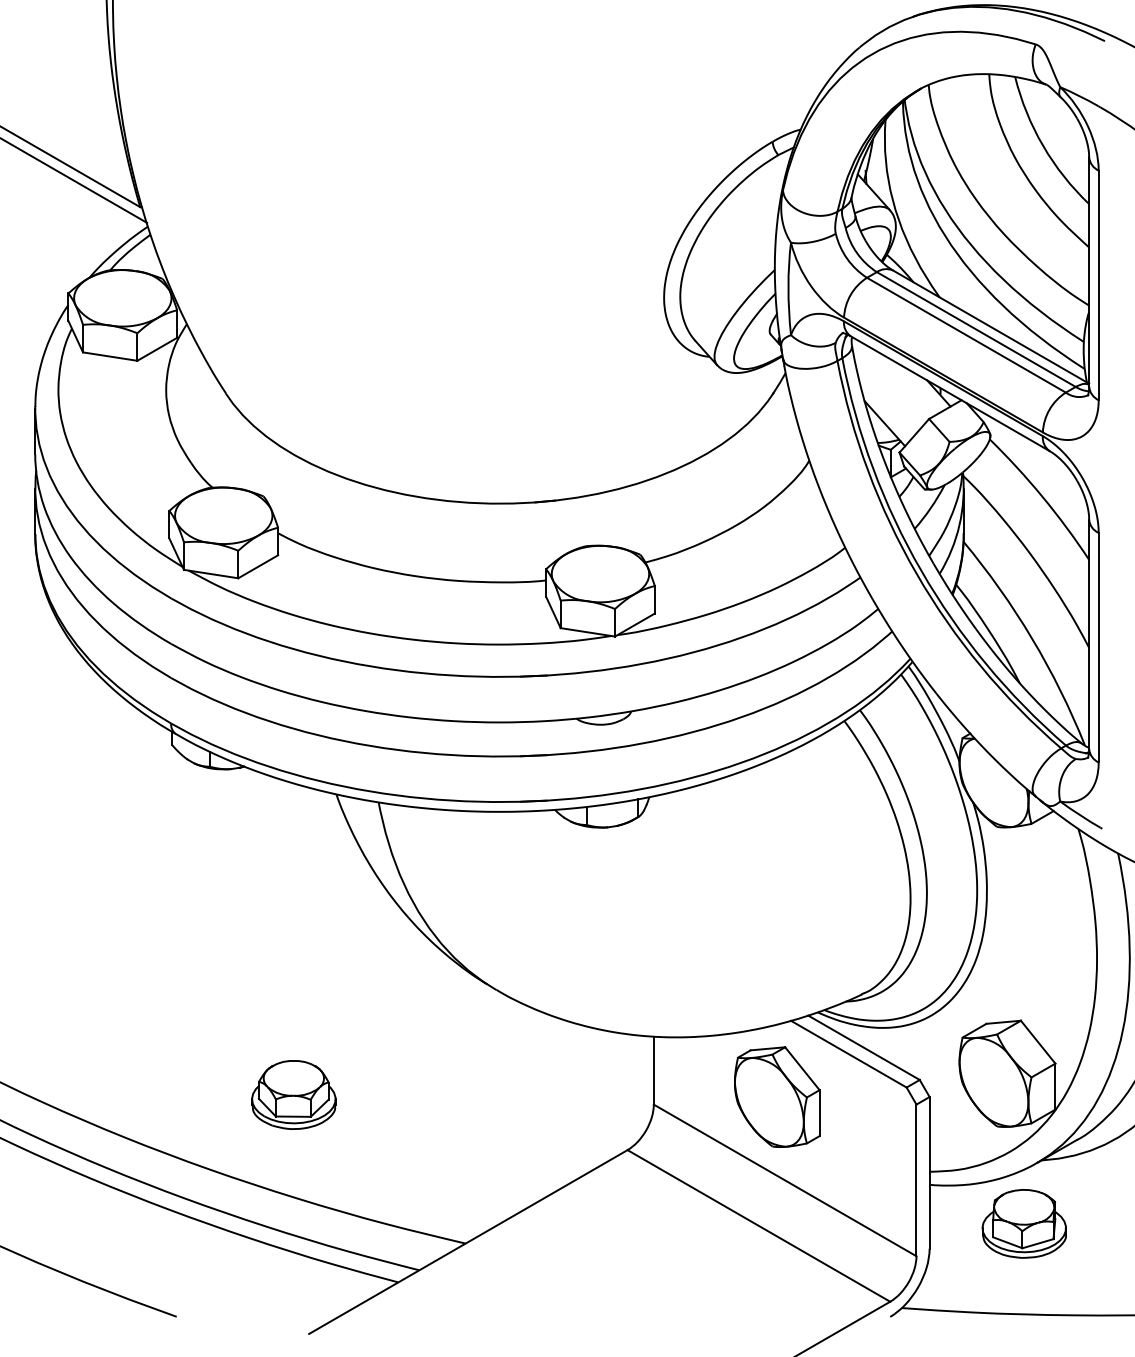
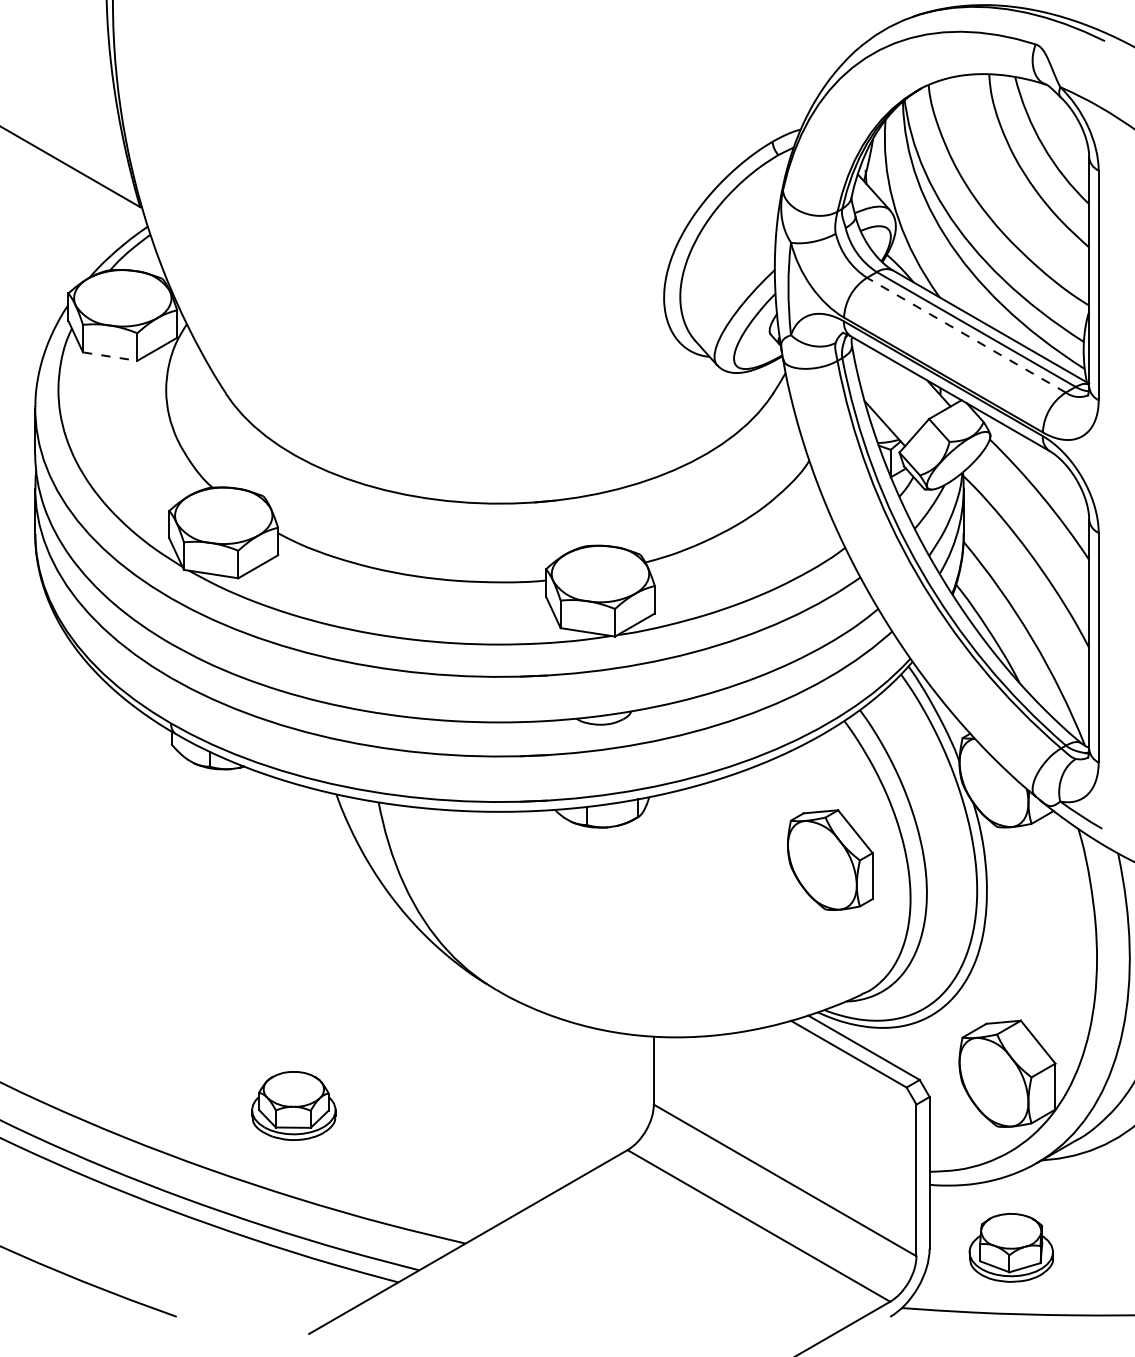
line: present -> none (74, 180)
line: solid -> dashed (966, 335)
line: solid -> dashed (110, 356)
part position: (293, 1094) -> (293, 1105) (293, 1105)
part position: (777, 1096) -> (830, 859) (830, 859)
part position: (1023, 1223) -> (1010, 1247) (1010, 1247)
